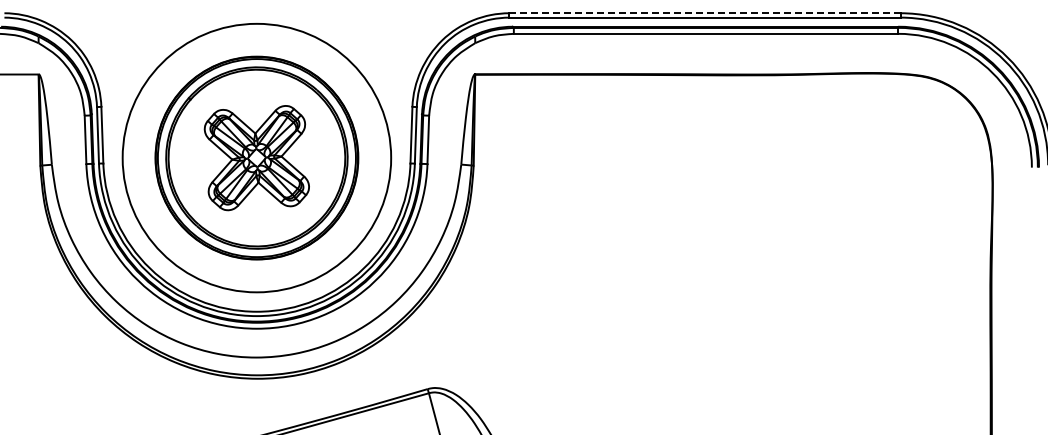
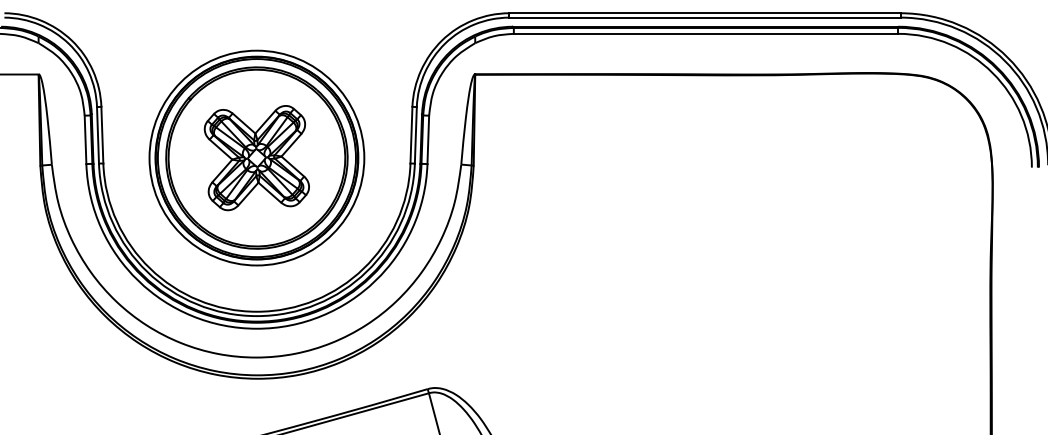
line: dashed -> solid (704, 13)
circle diameter: 268 px -> 215 px (256, 157)
